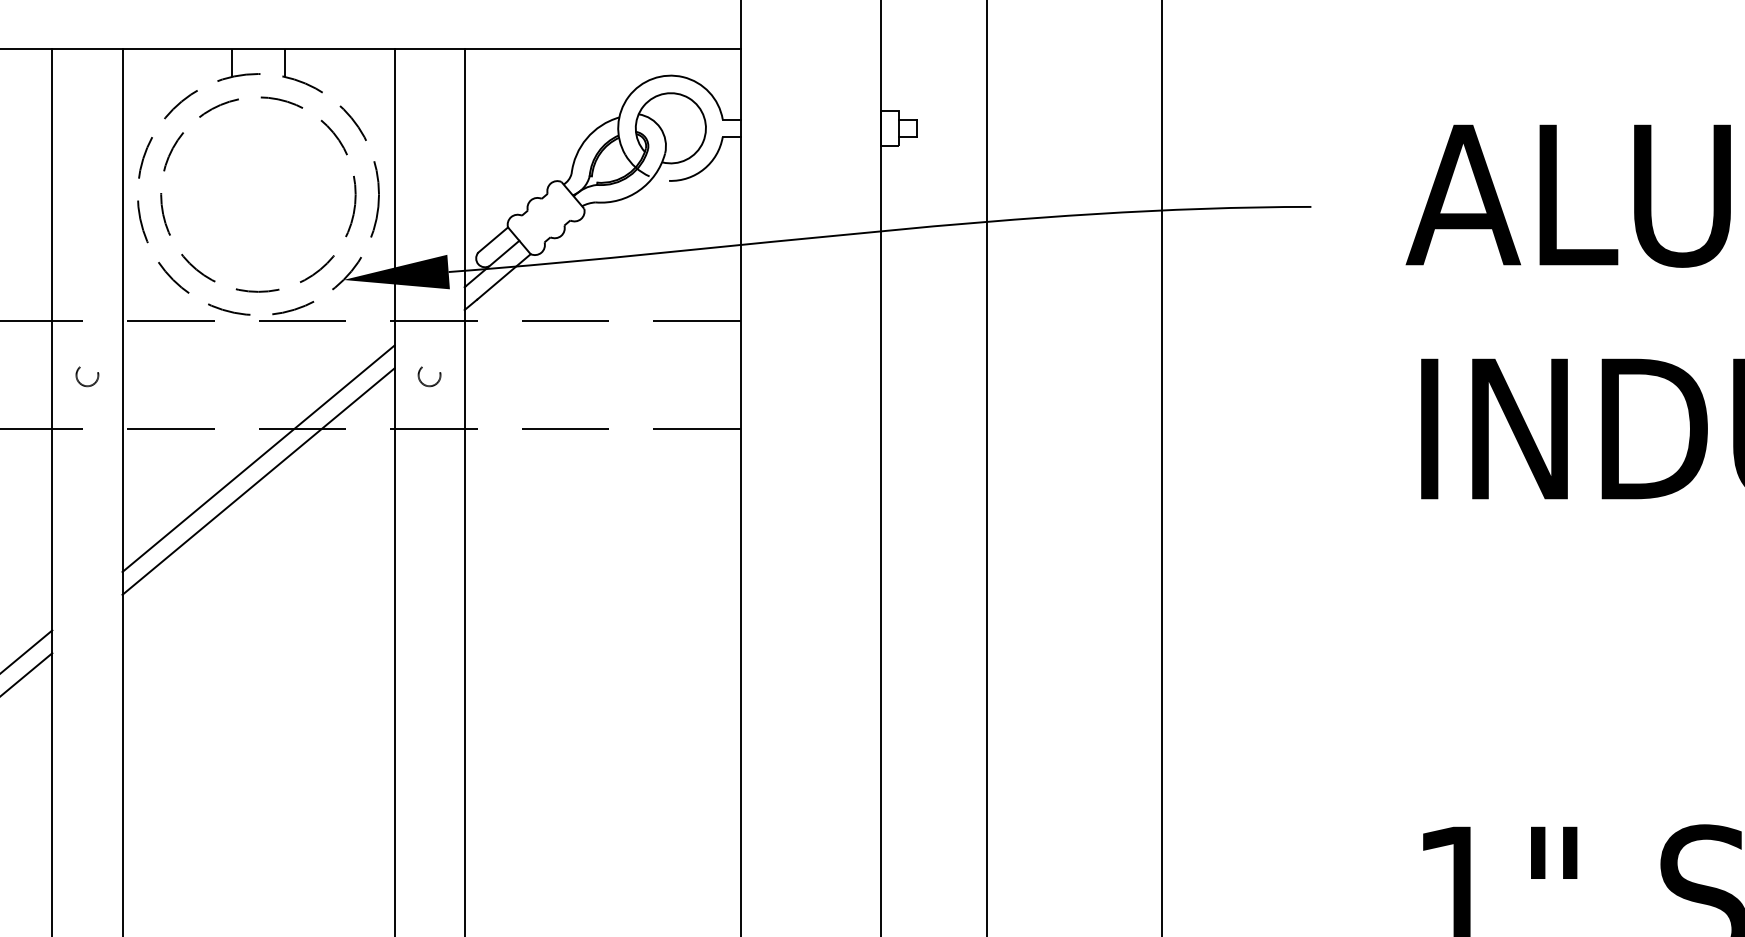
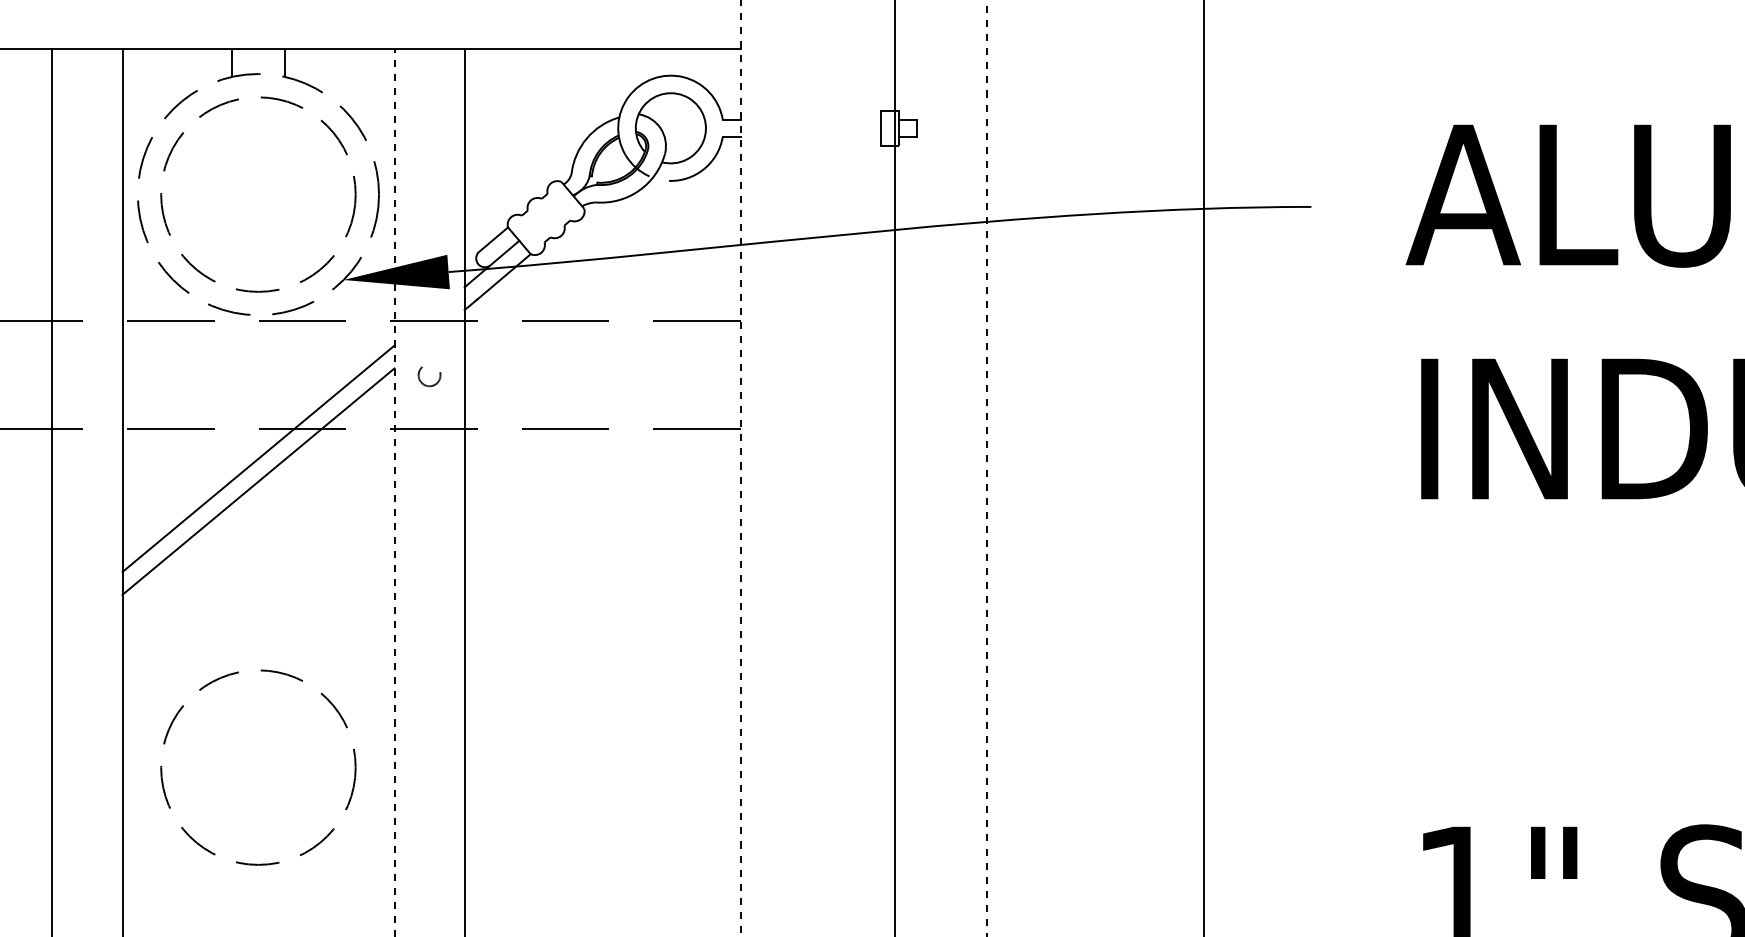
circle: present -> none (87, 376)
line position: (881, 467) -> (895, 467) (895, 467)
line position: (1162, 467) -> (1204, 467) (1204, 467)
line: solid -> dashed (741, 468)
line: solid -> dashed (986, 468)
line: solid -> dashed (394, 492)
line: present -> none (27, 651)
line: present -> none (27, 673)
circle: none -> present (258, 767)
